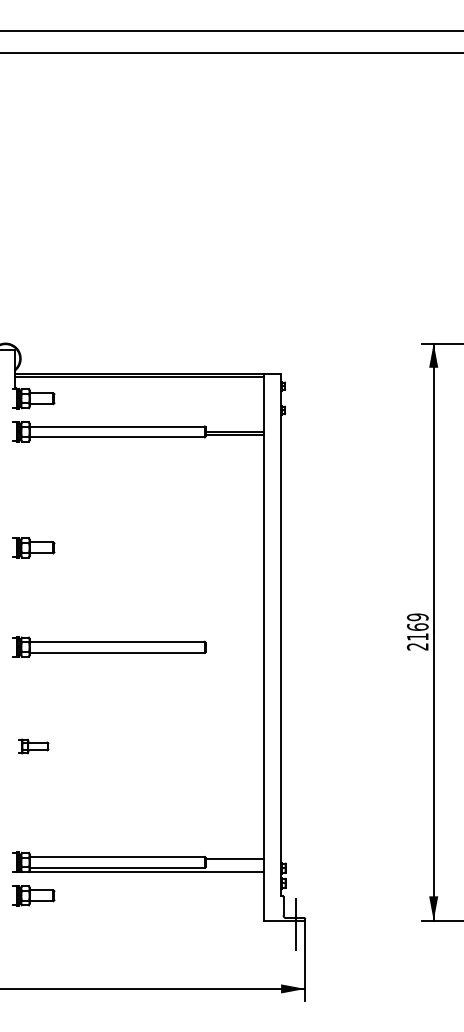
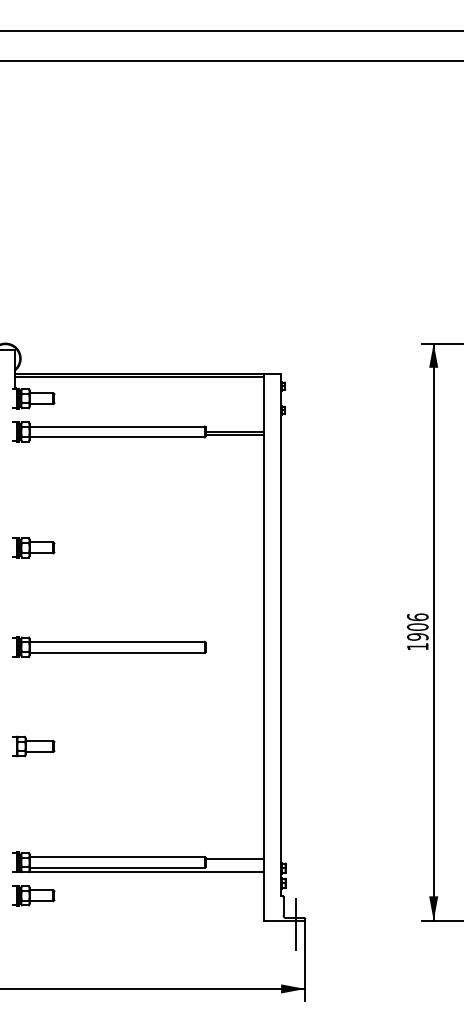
line position: (231, 53) -> (231, 61) (231, 61)
text: 2169 -> 1906 (417, 631)
part size: 32x17 px -> 44x23 px (33, 746)
